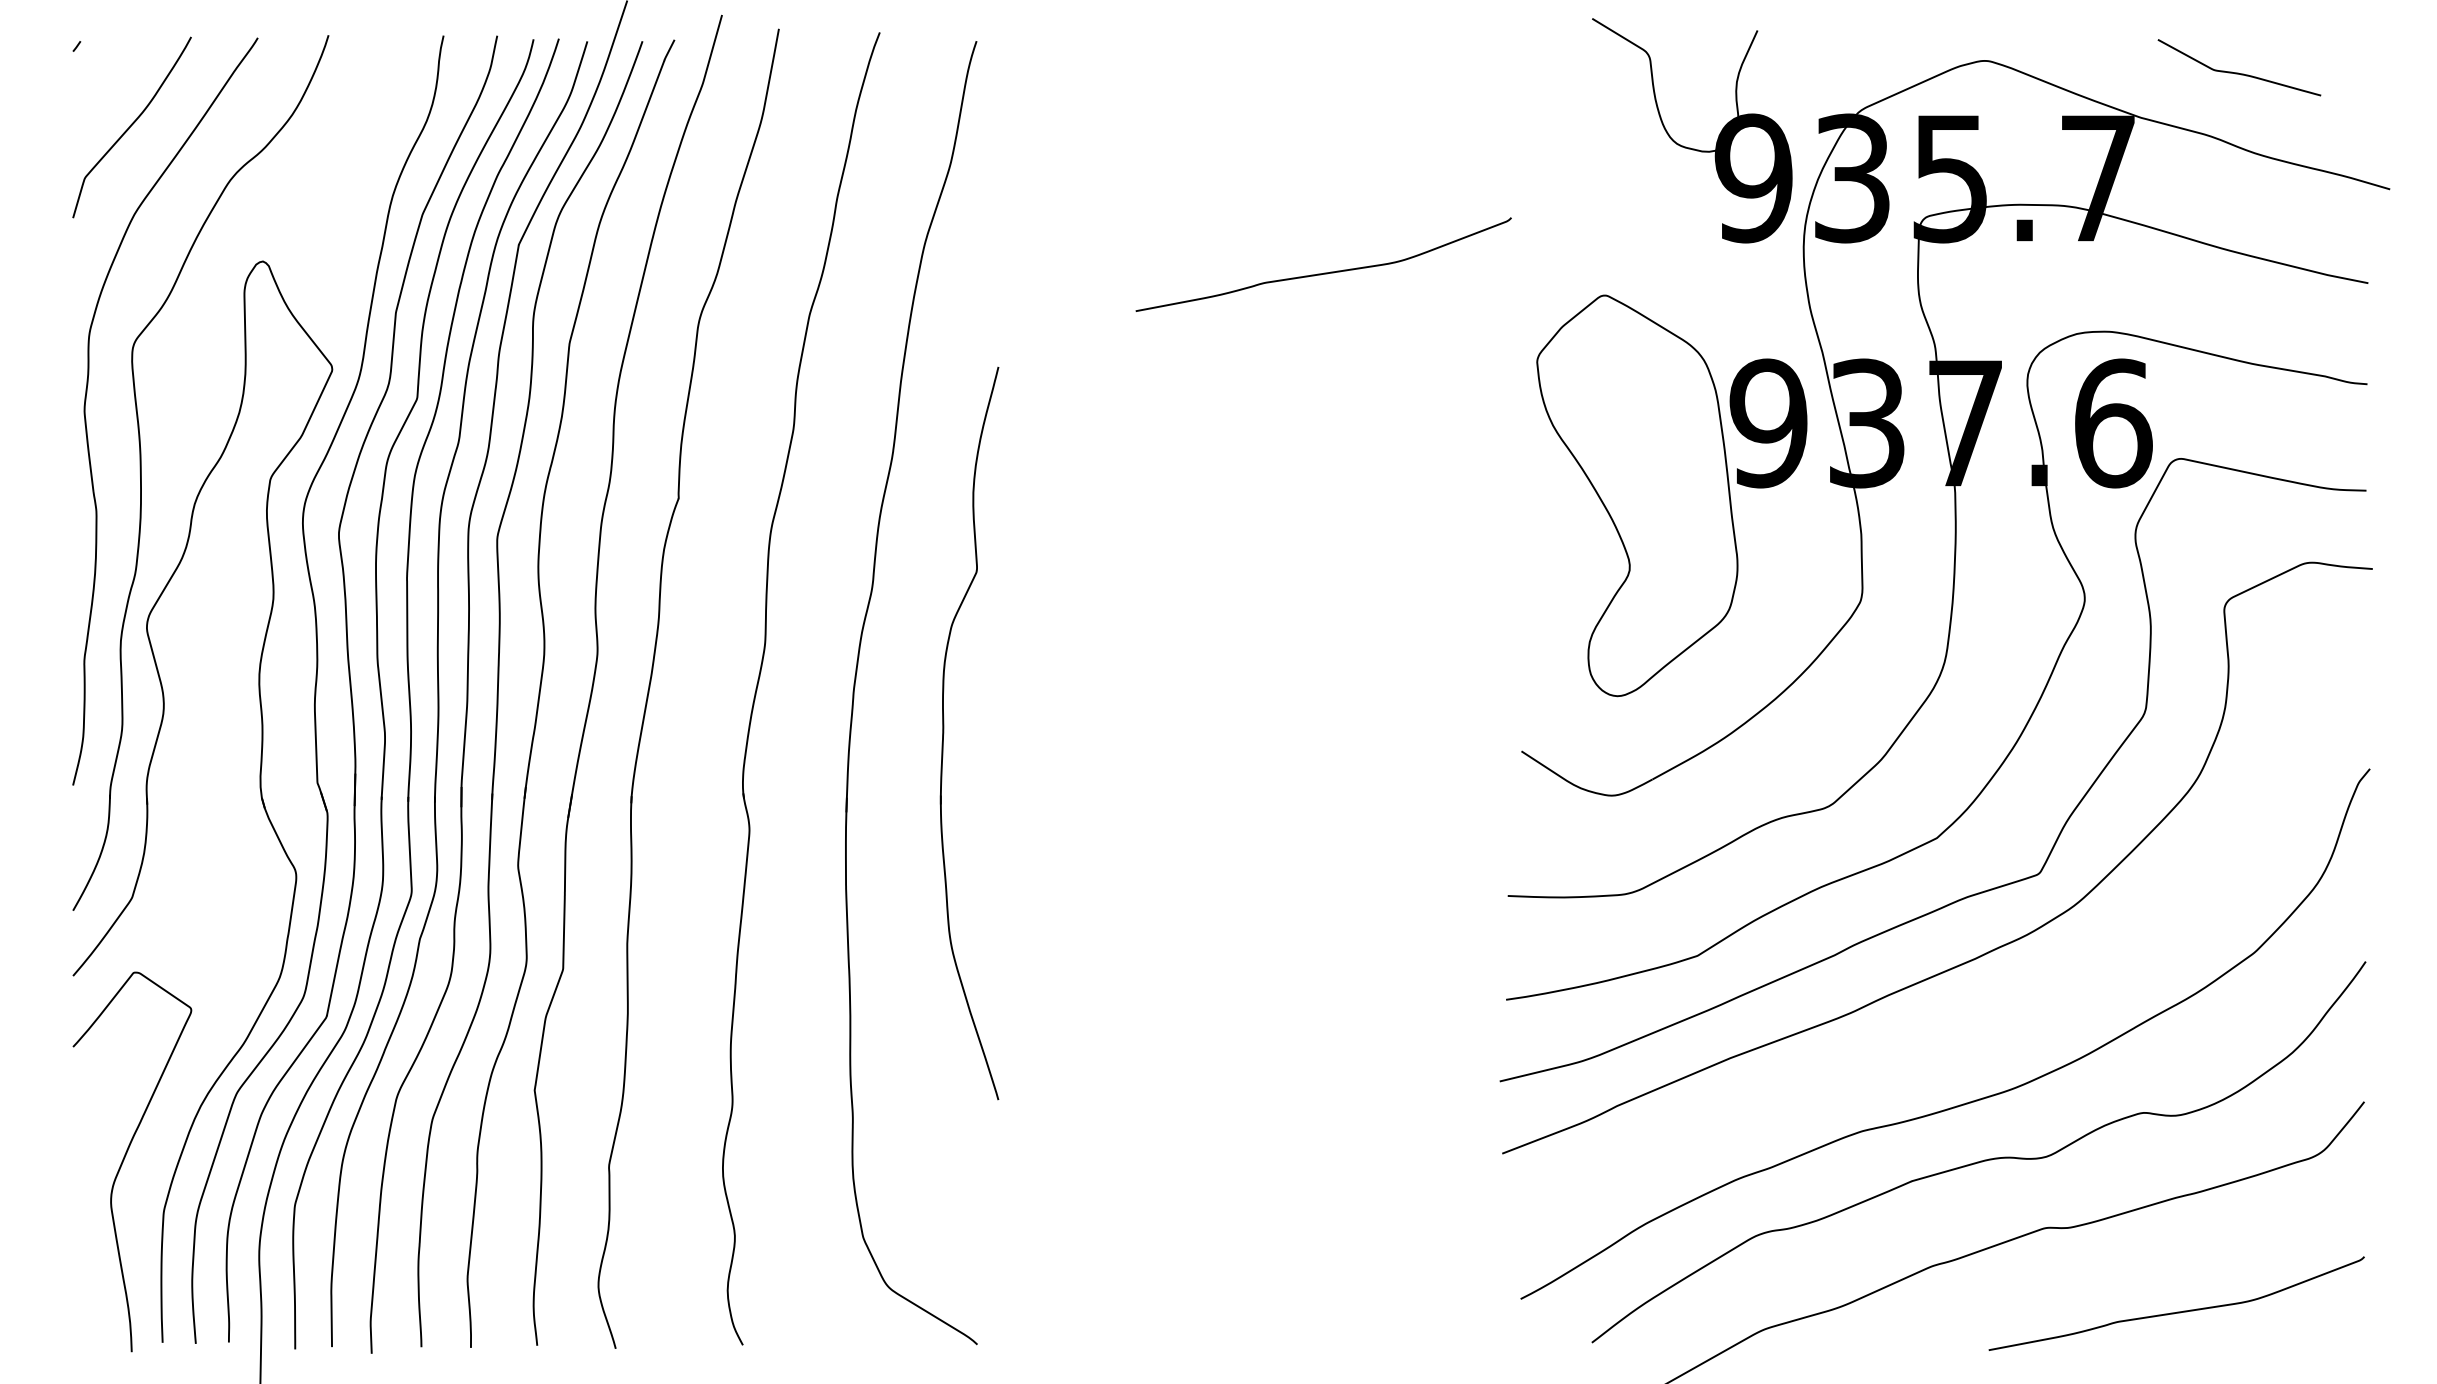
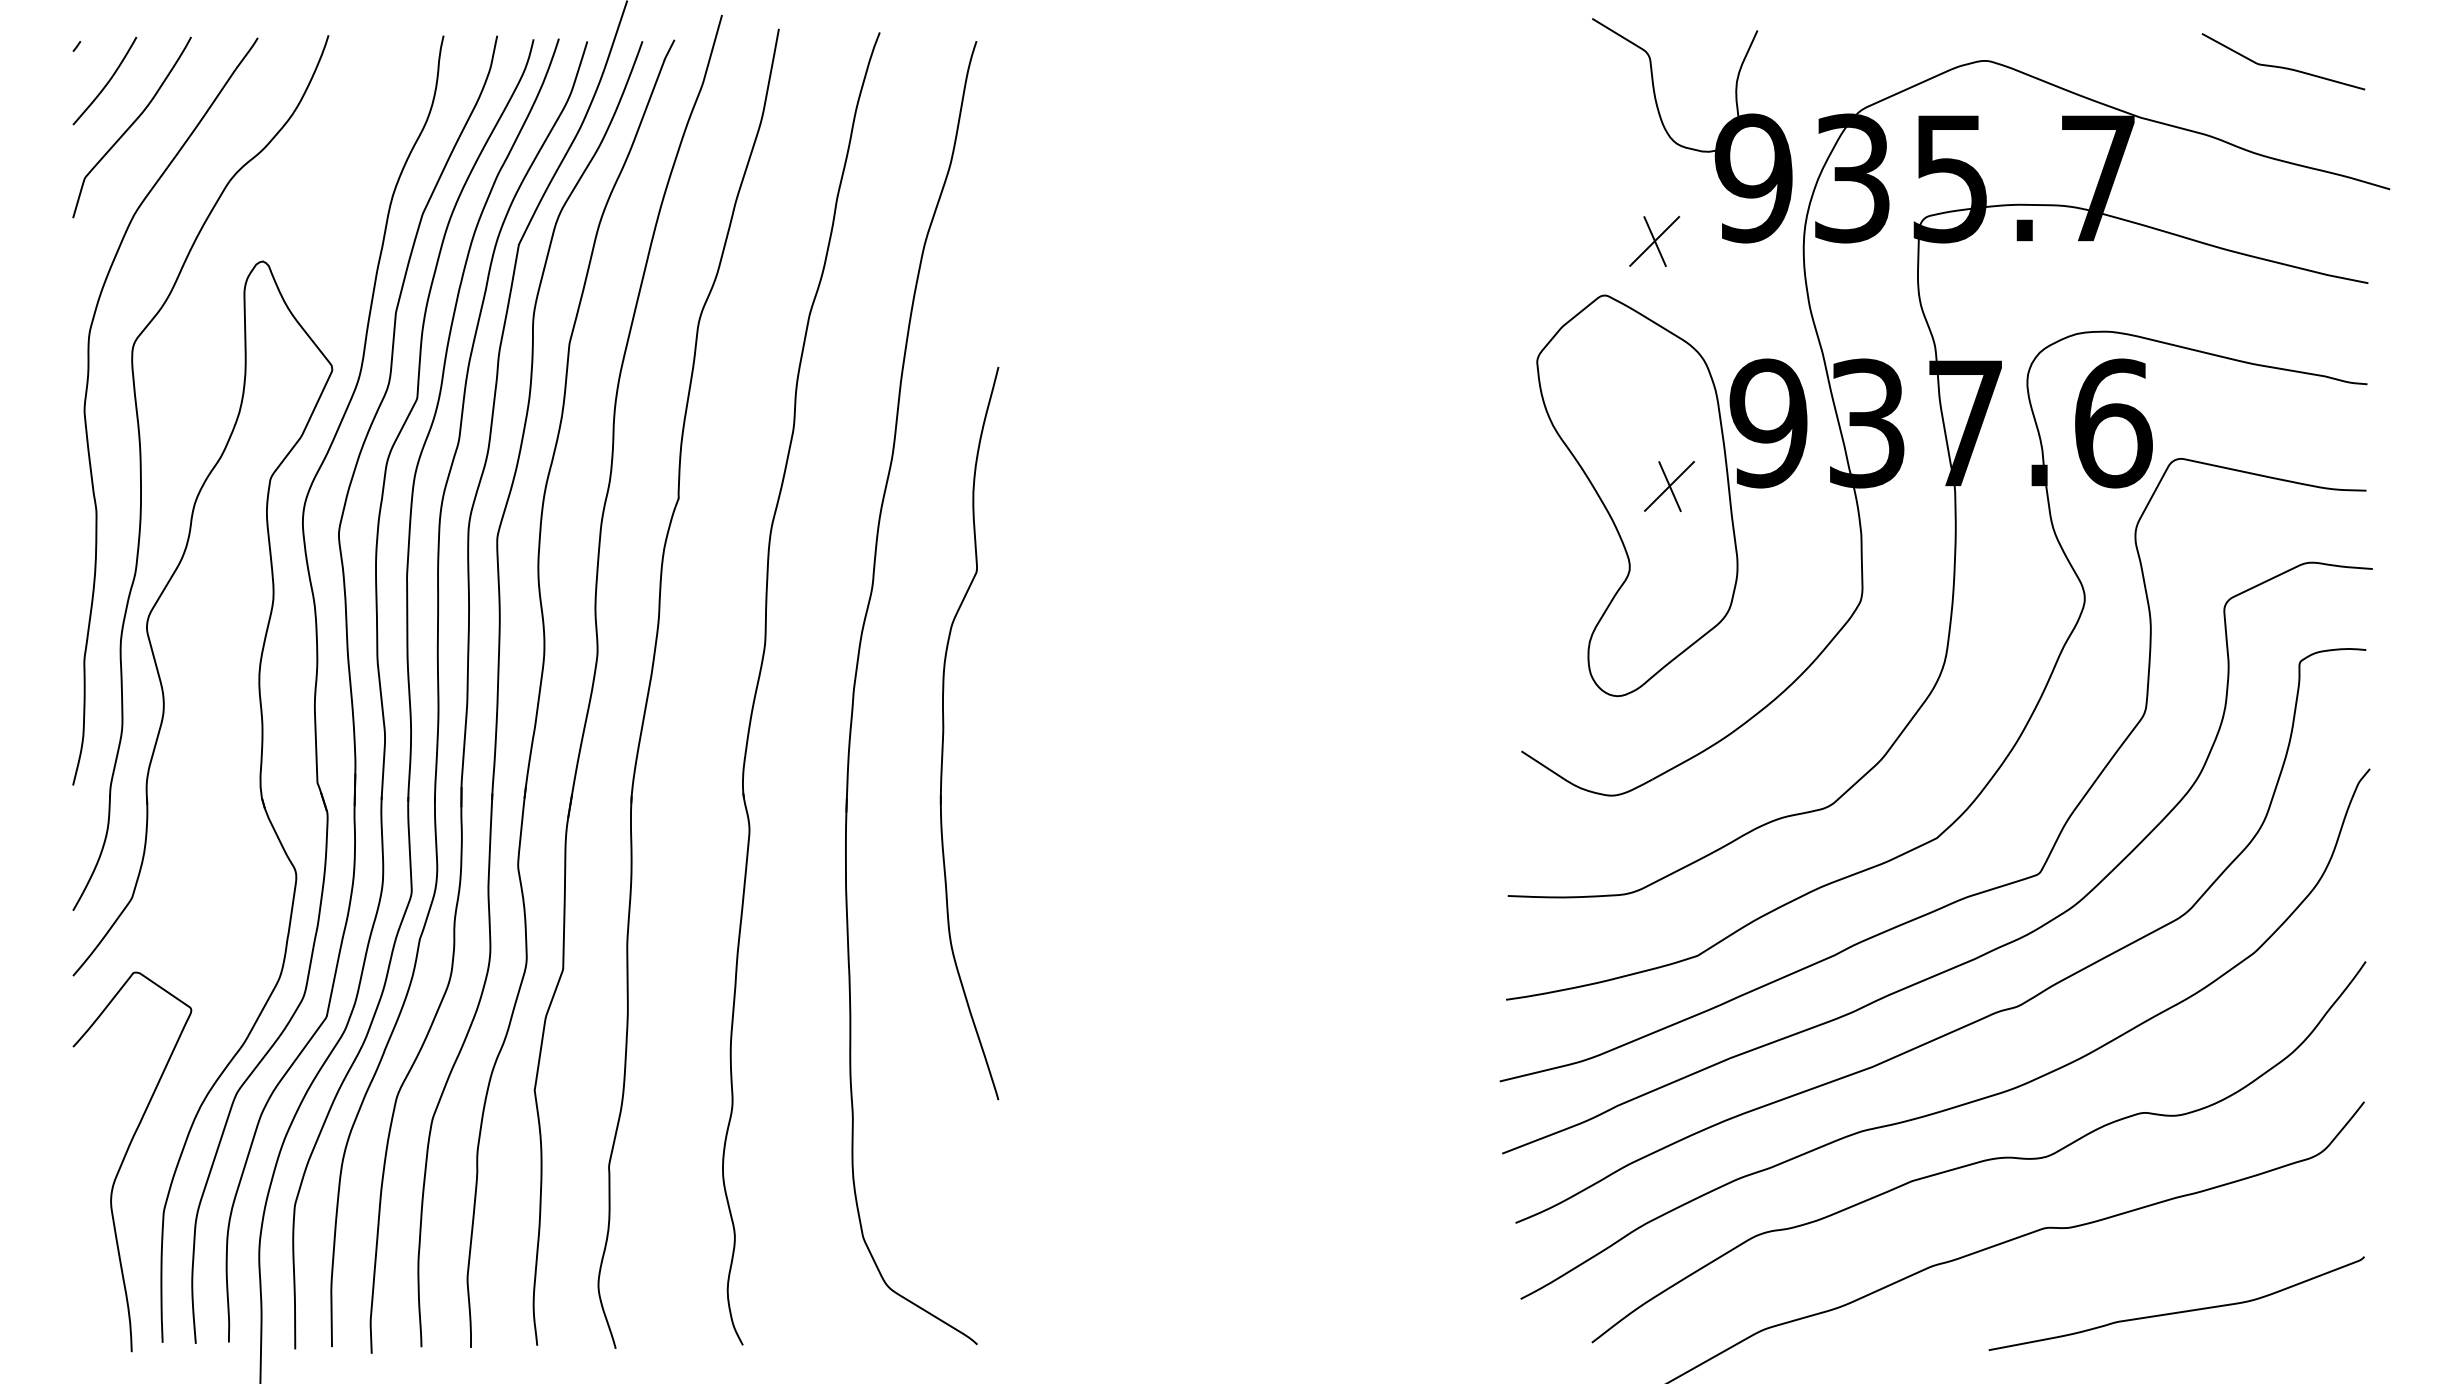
curve position: (2238, 72) -> (2282, 66) (2282, 66)
curve: none -> present (106, 83)
part: none -> present (1654, 241)
curve: present -> none (1324, 272)
part: none -> present (1669, 486)
curve: none -> present (1975, 1020)
